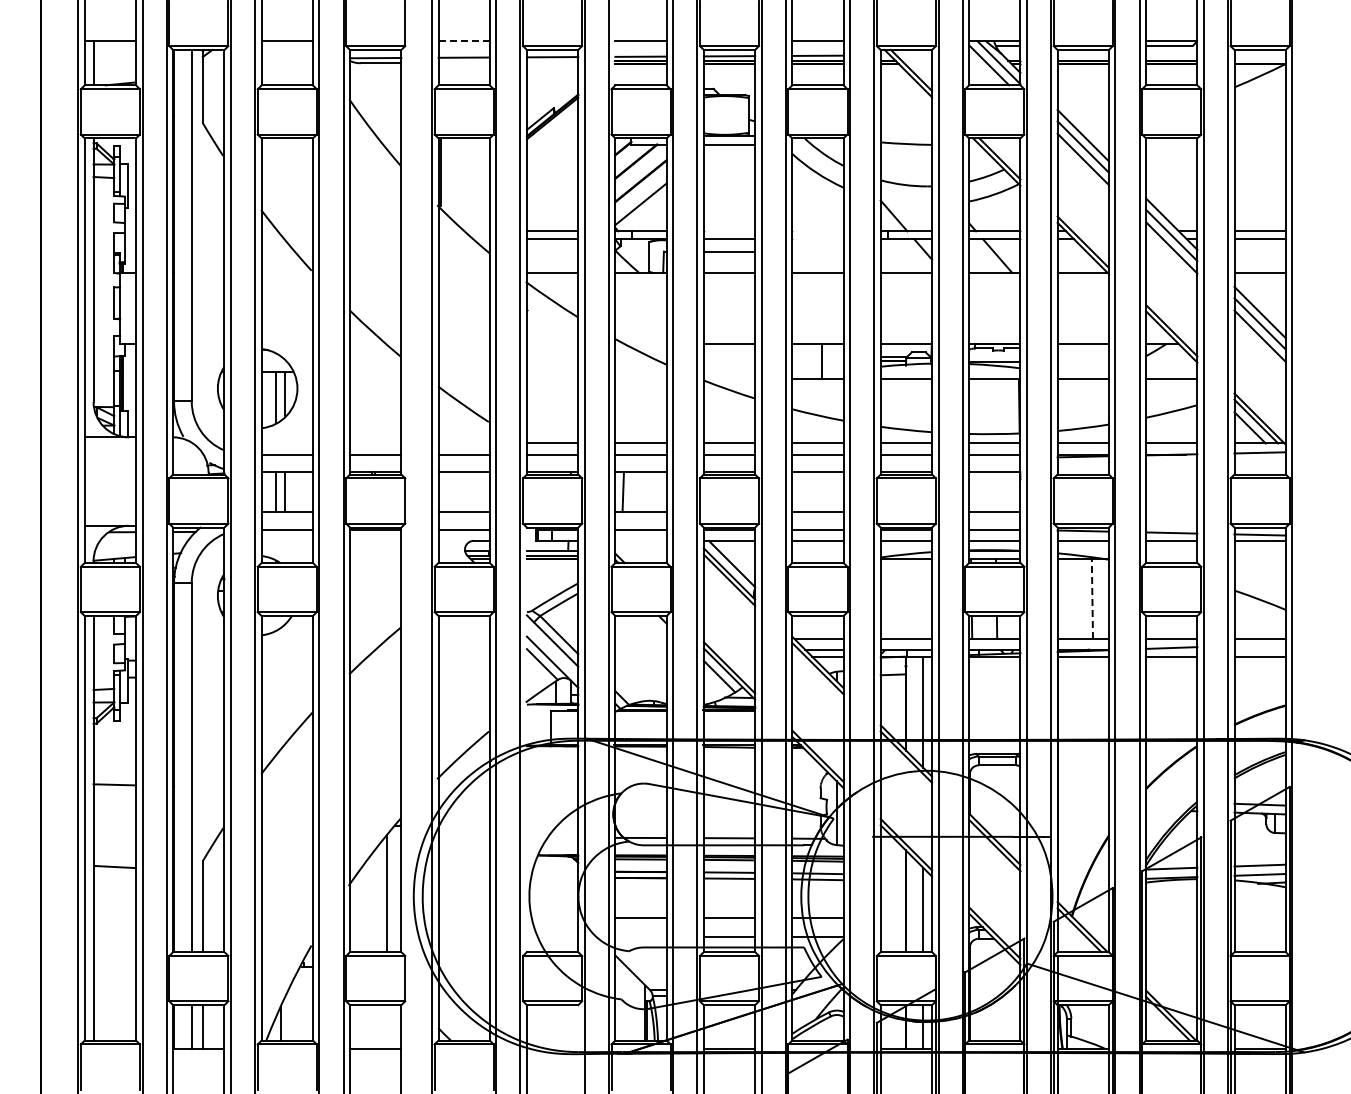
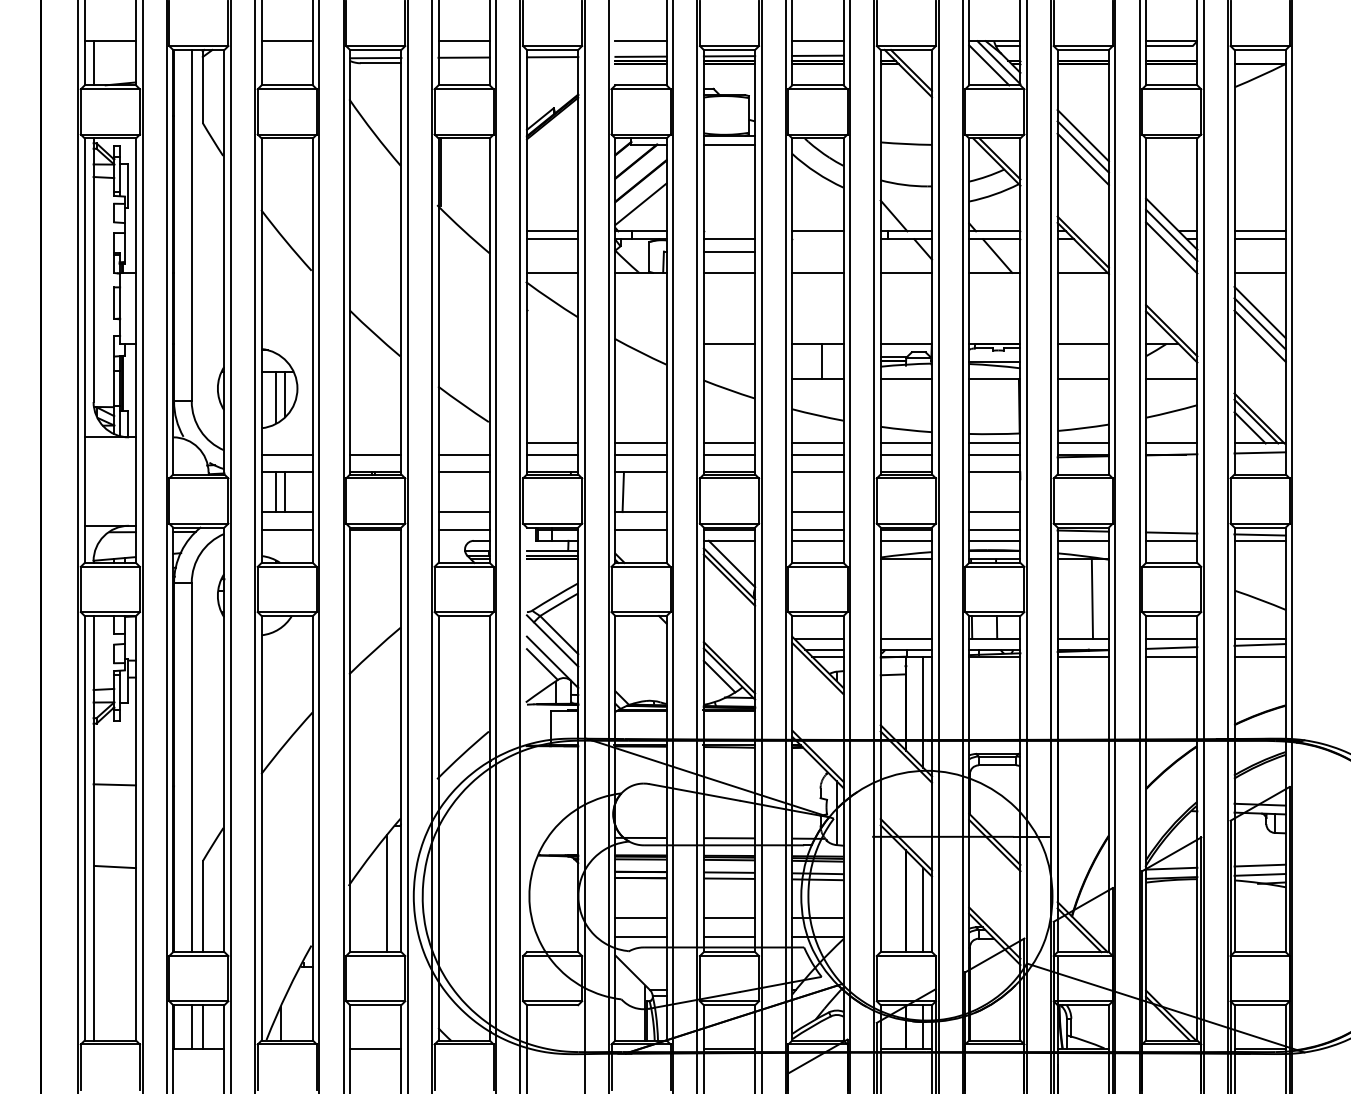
line: dashed -> solid (464, 41)
line: none -> present (817, 231)
line: none -> present (407, 546)
line: dashed -> solid (1092, 599)
line: none -> present (1259, 644)
line: none -> present (640, 936)
